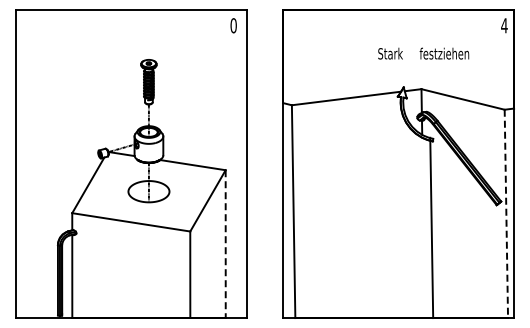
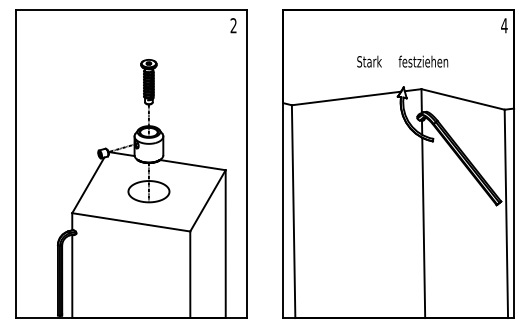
text: 0 -> 2 (233, 25)
text position: (423, 53) -> (402, 61) (402, 61)
line: dashed -> solid (506, 214)
line position: (431, 227) -> (423, 227) (423, 227)
line: dashed -> solid (225, 243)
